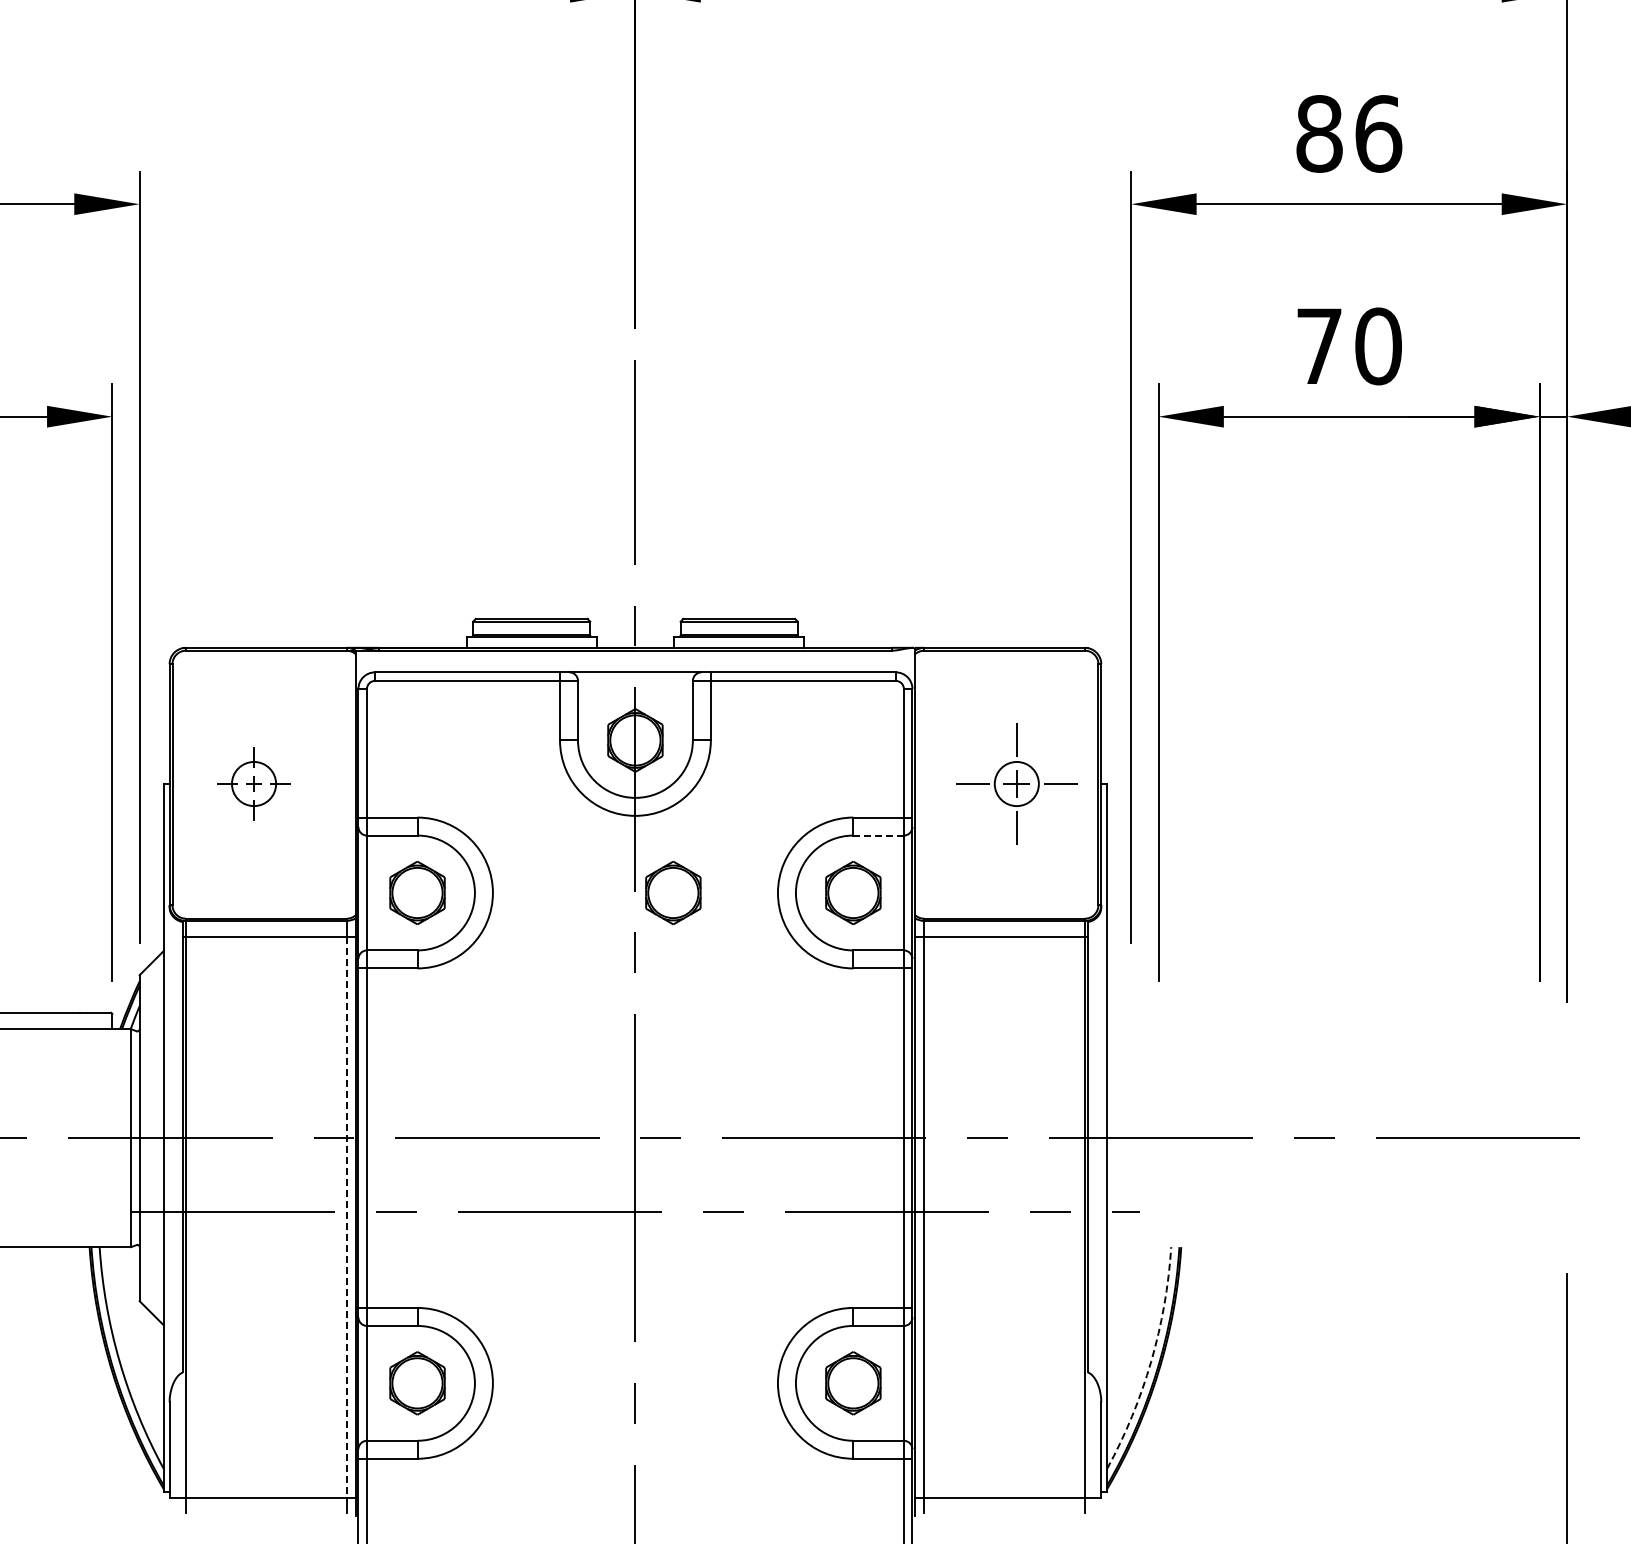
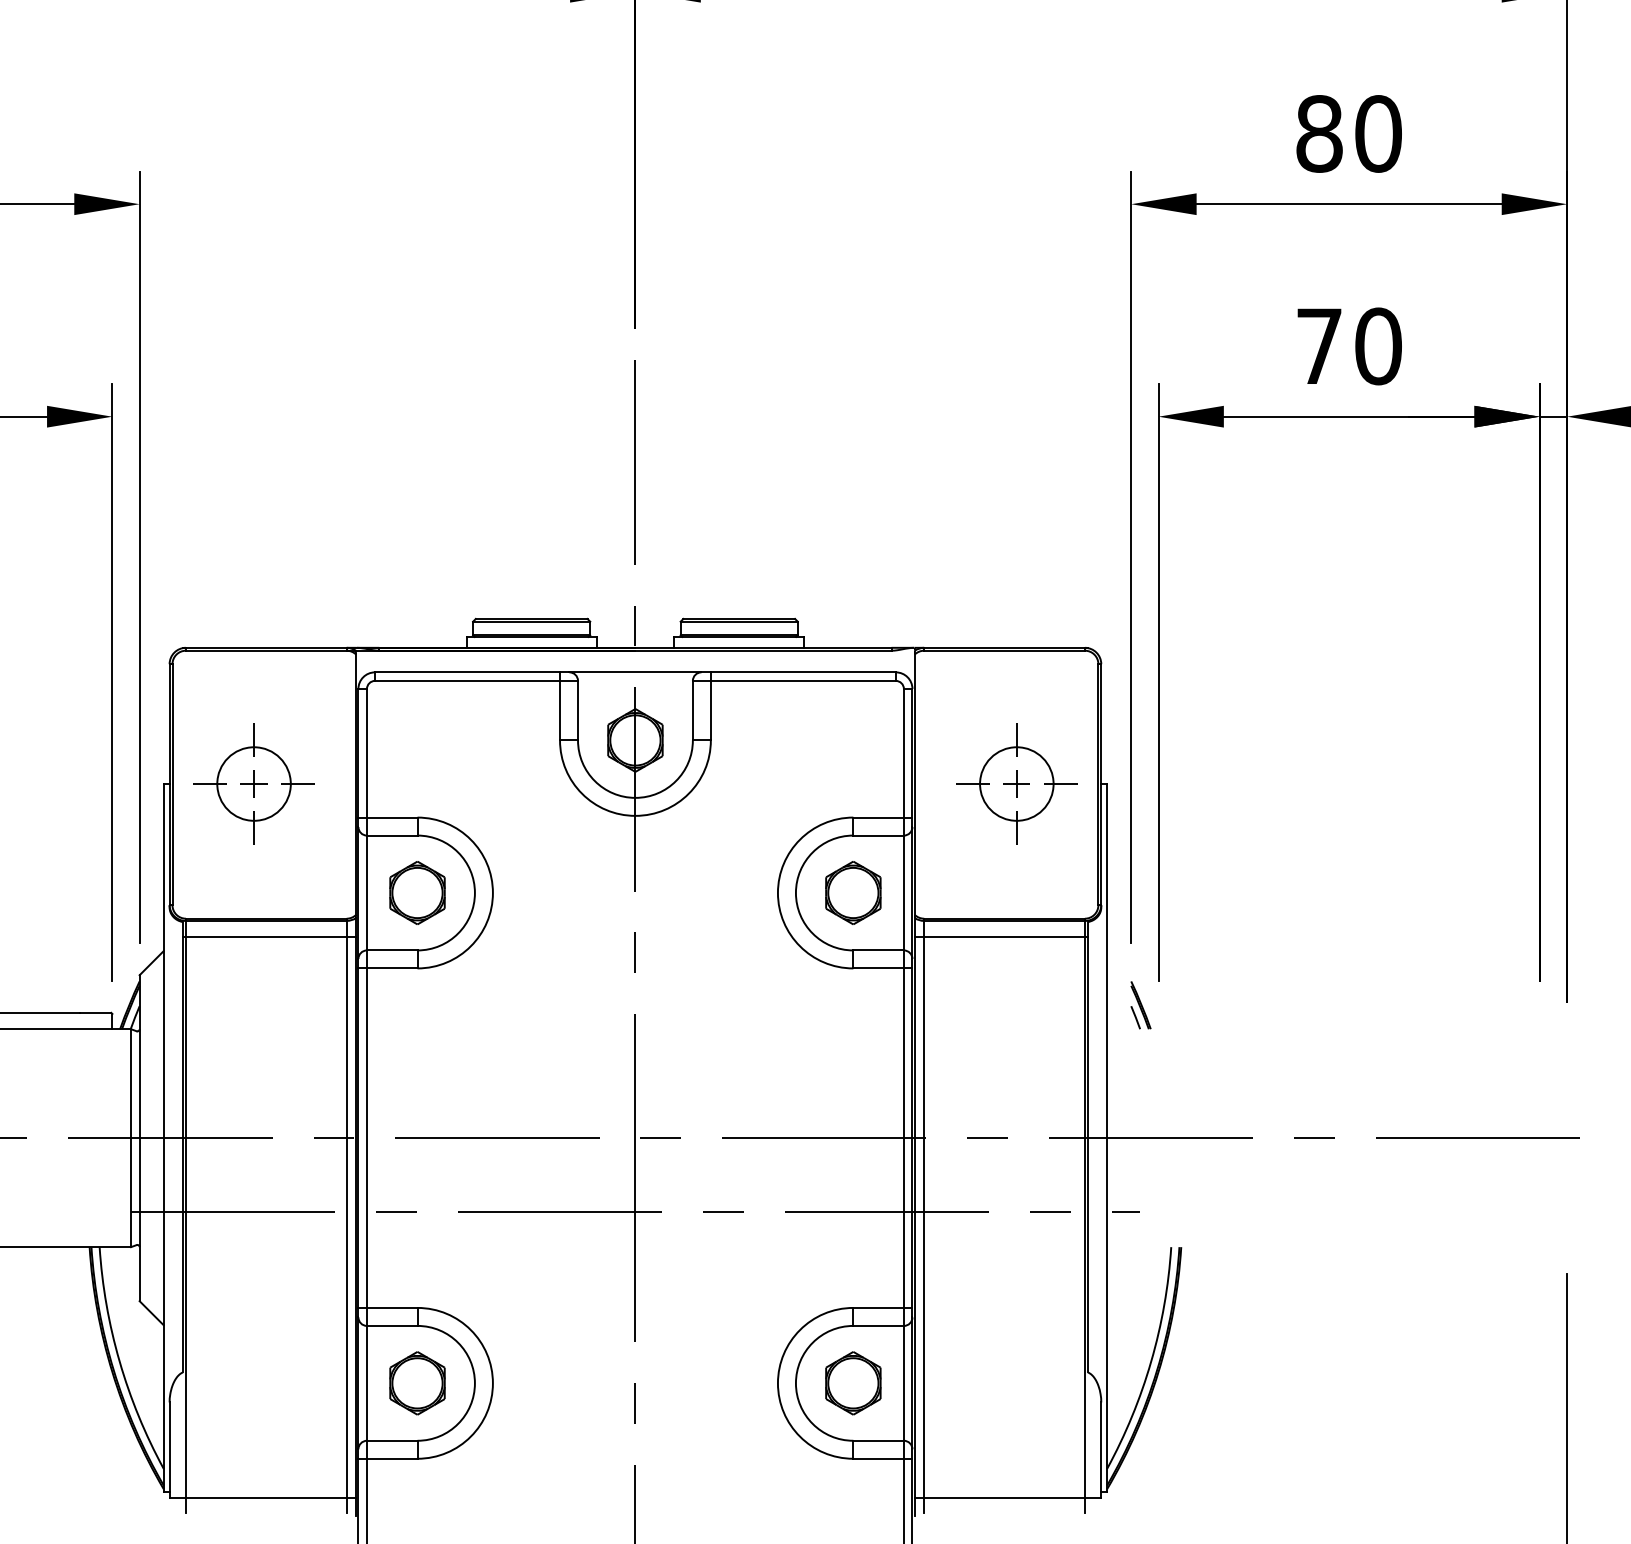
text: 86 -> 80 (1378, 133)
part size: 74x74 px -> 122x122 px (253, 783)
circle diameter: 44 px -> 74 px (1016, 783)
line: dashed -> solid (878, 835)
part: present -> none (673, 892)
part: none -> present (1140, 1005)
line: dashed -> solid (346, 1217)
arc: dashed -> solid (1151, 1361)
